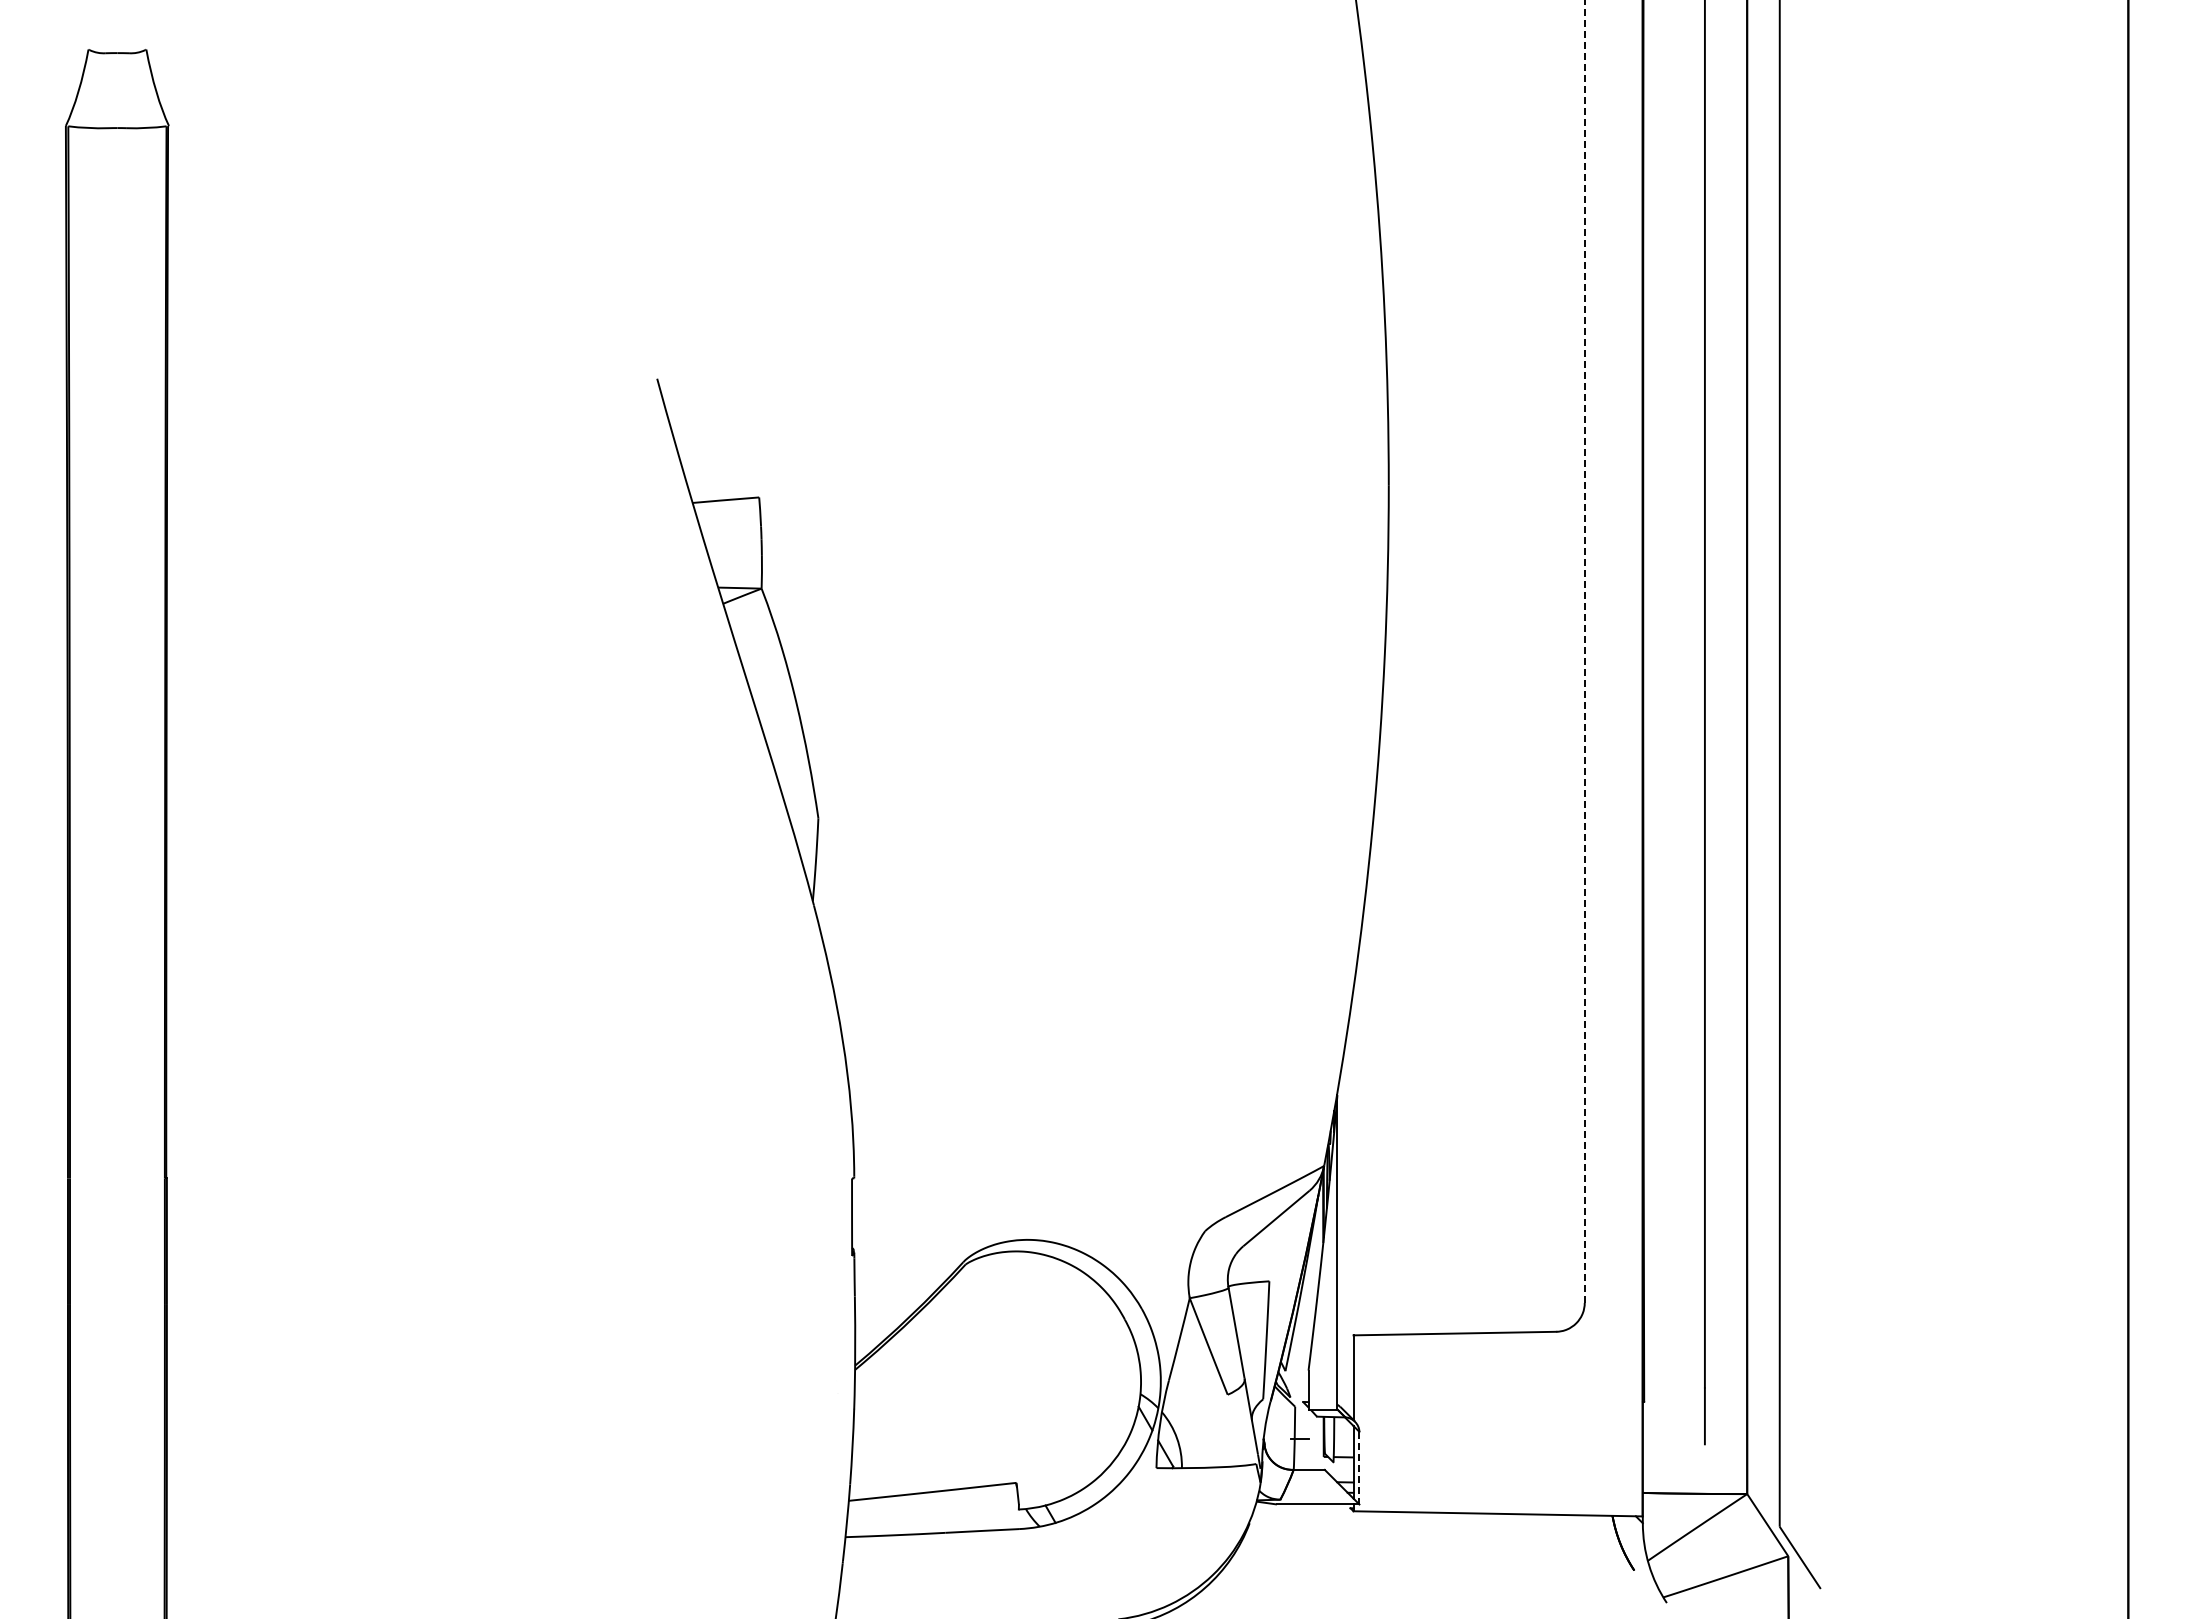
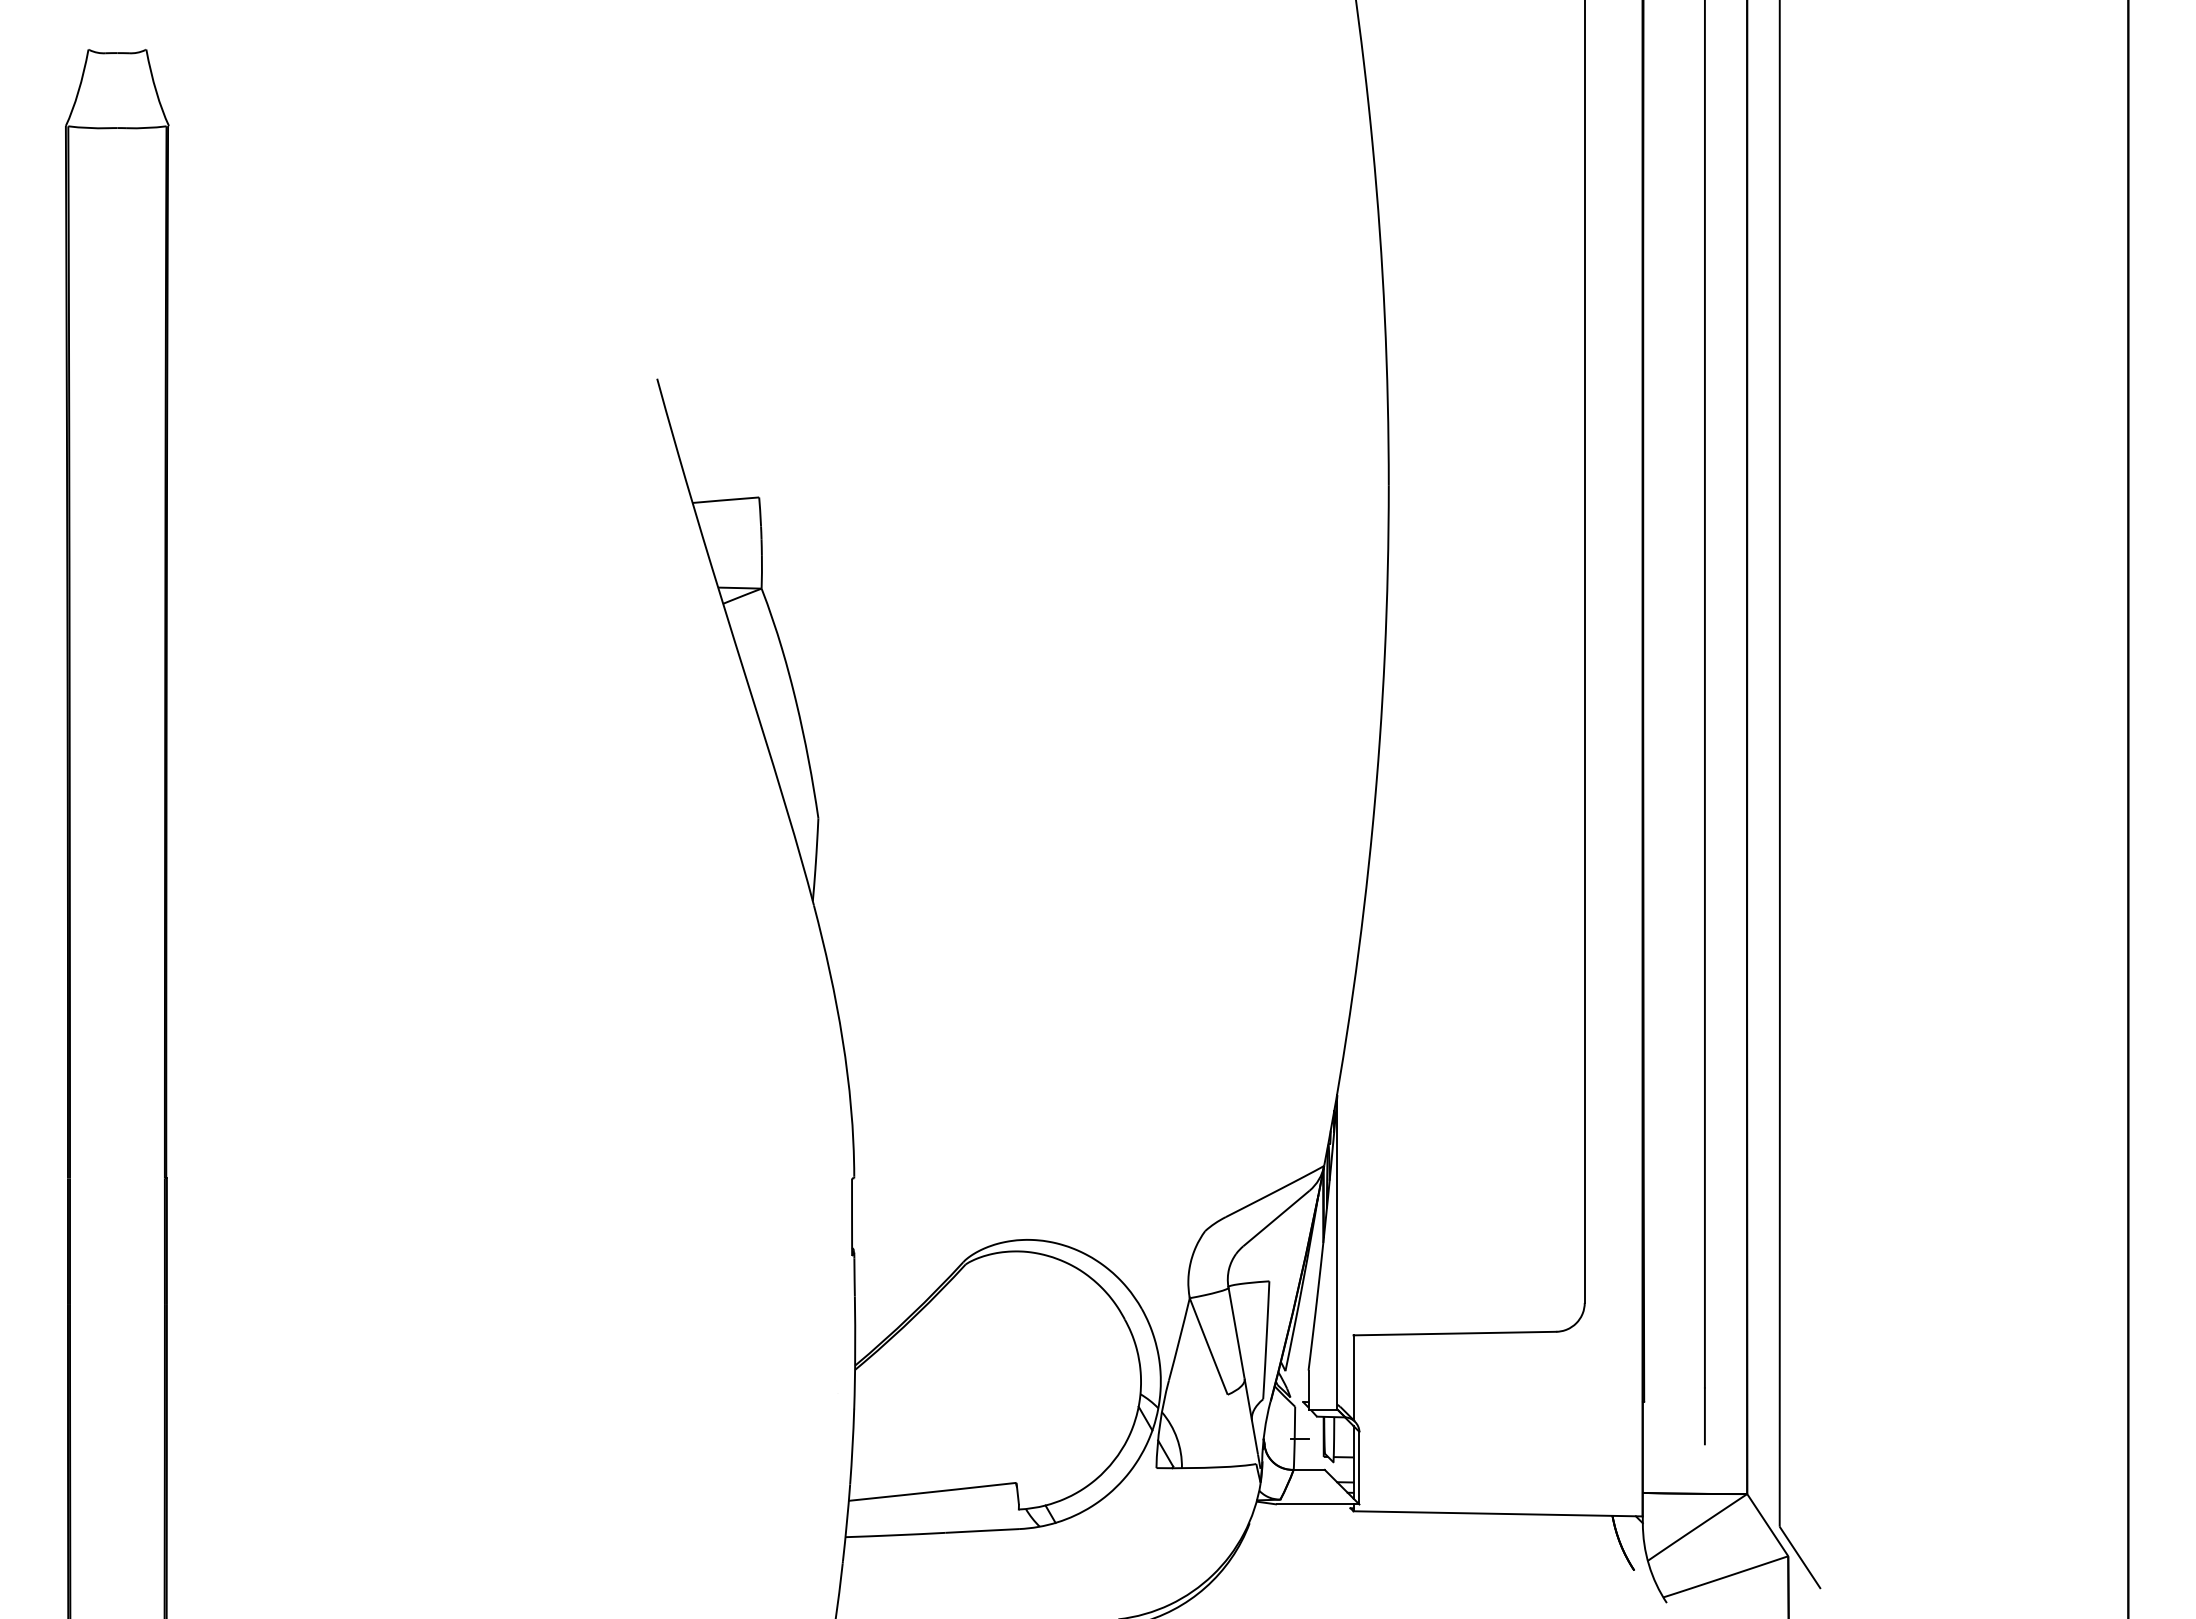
line: dashed -> solid (1584, 651)
line: dashed -> solid (1359, 1468)
